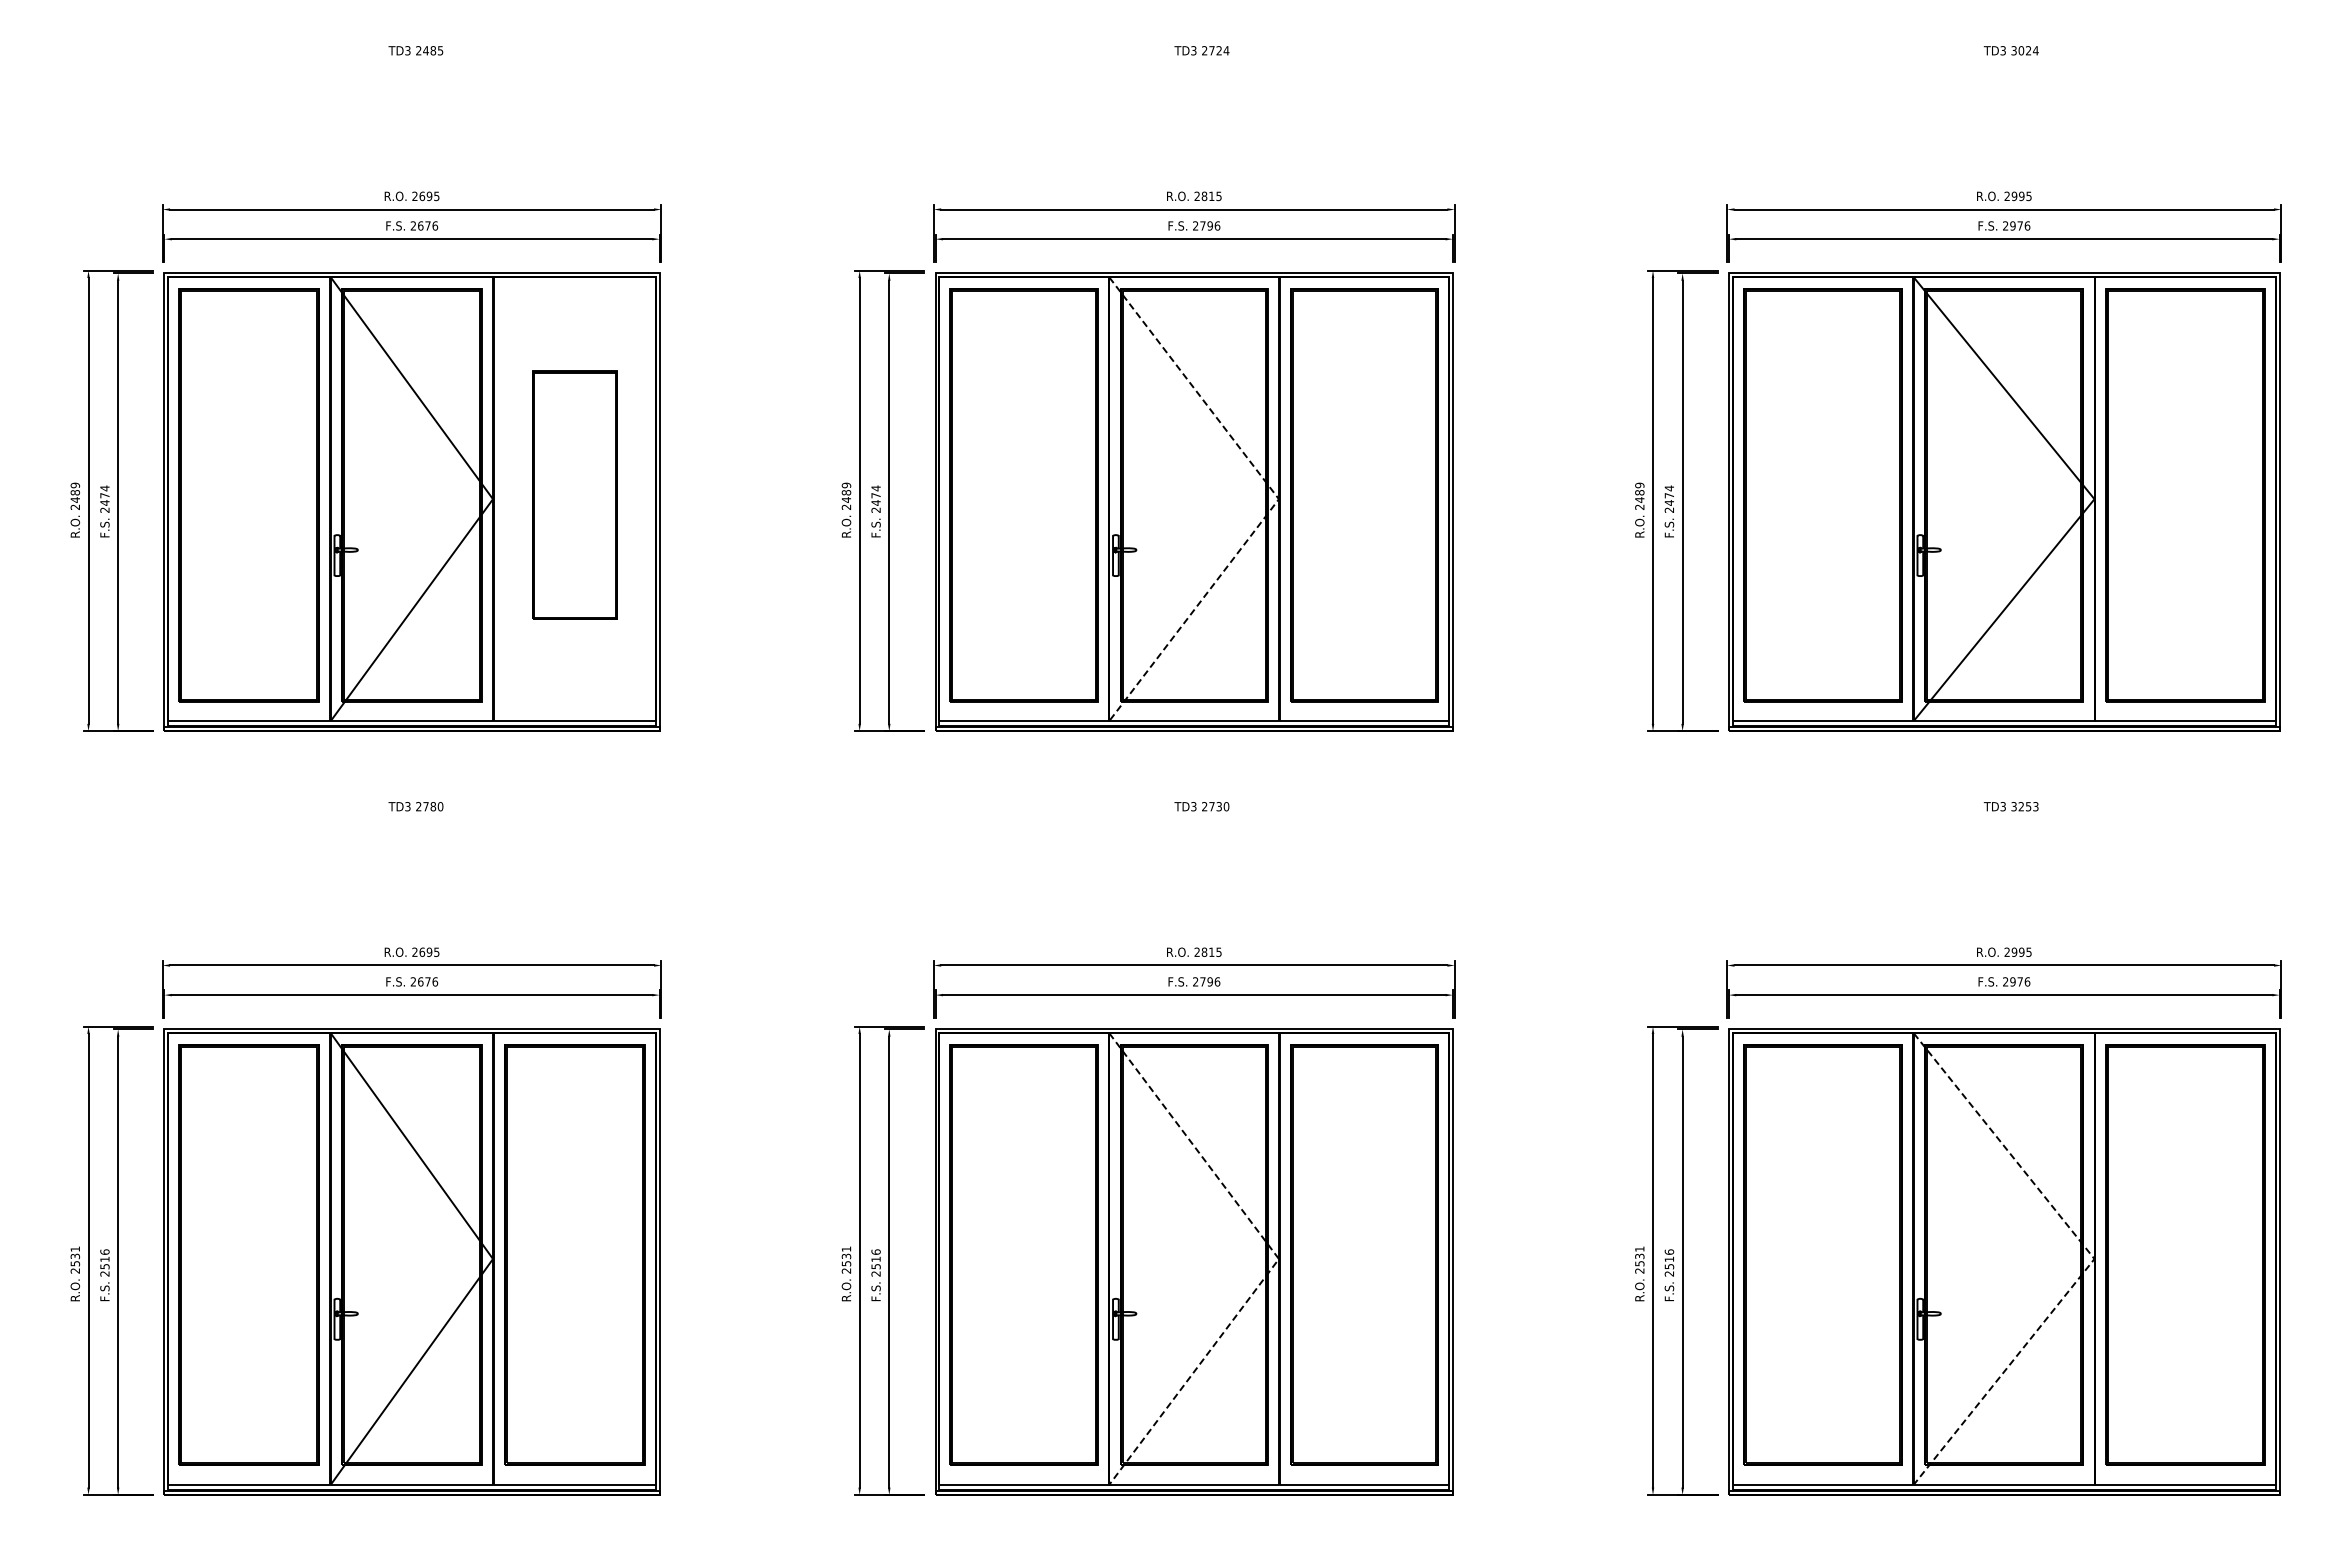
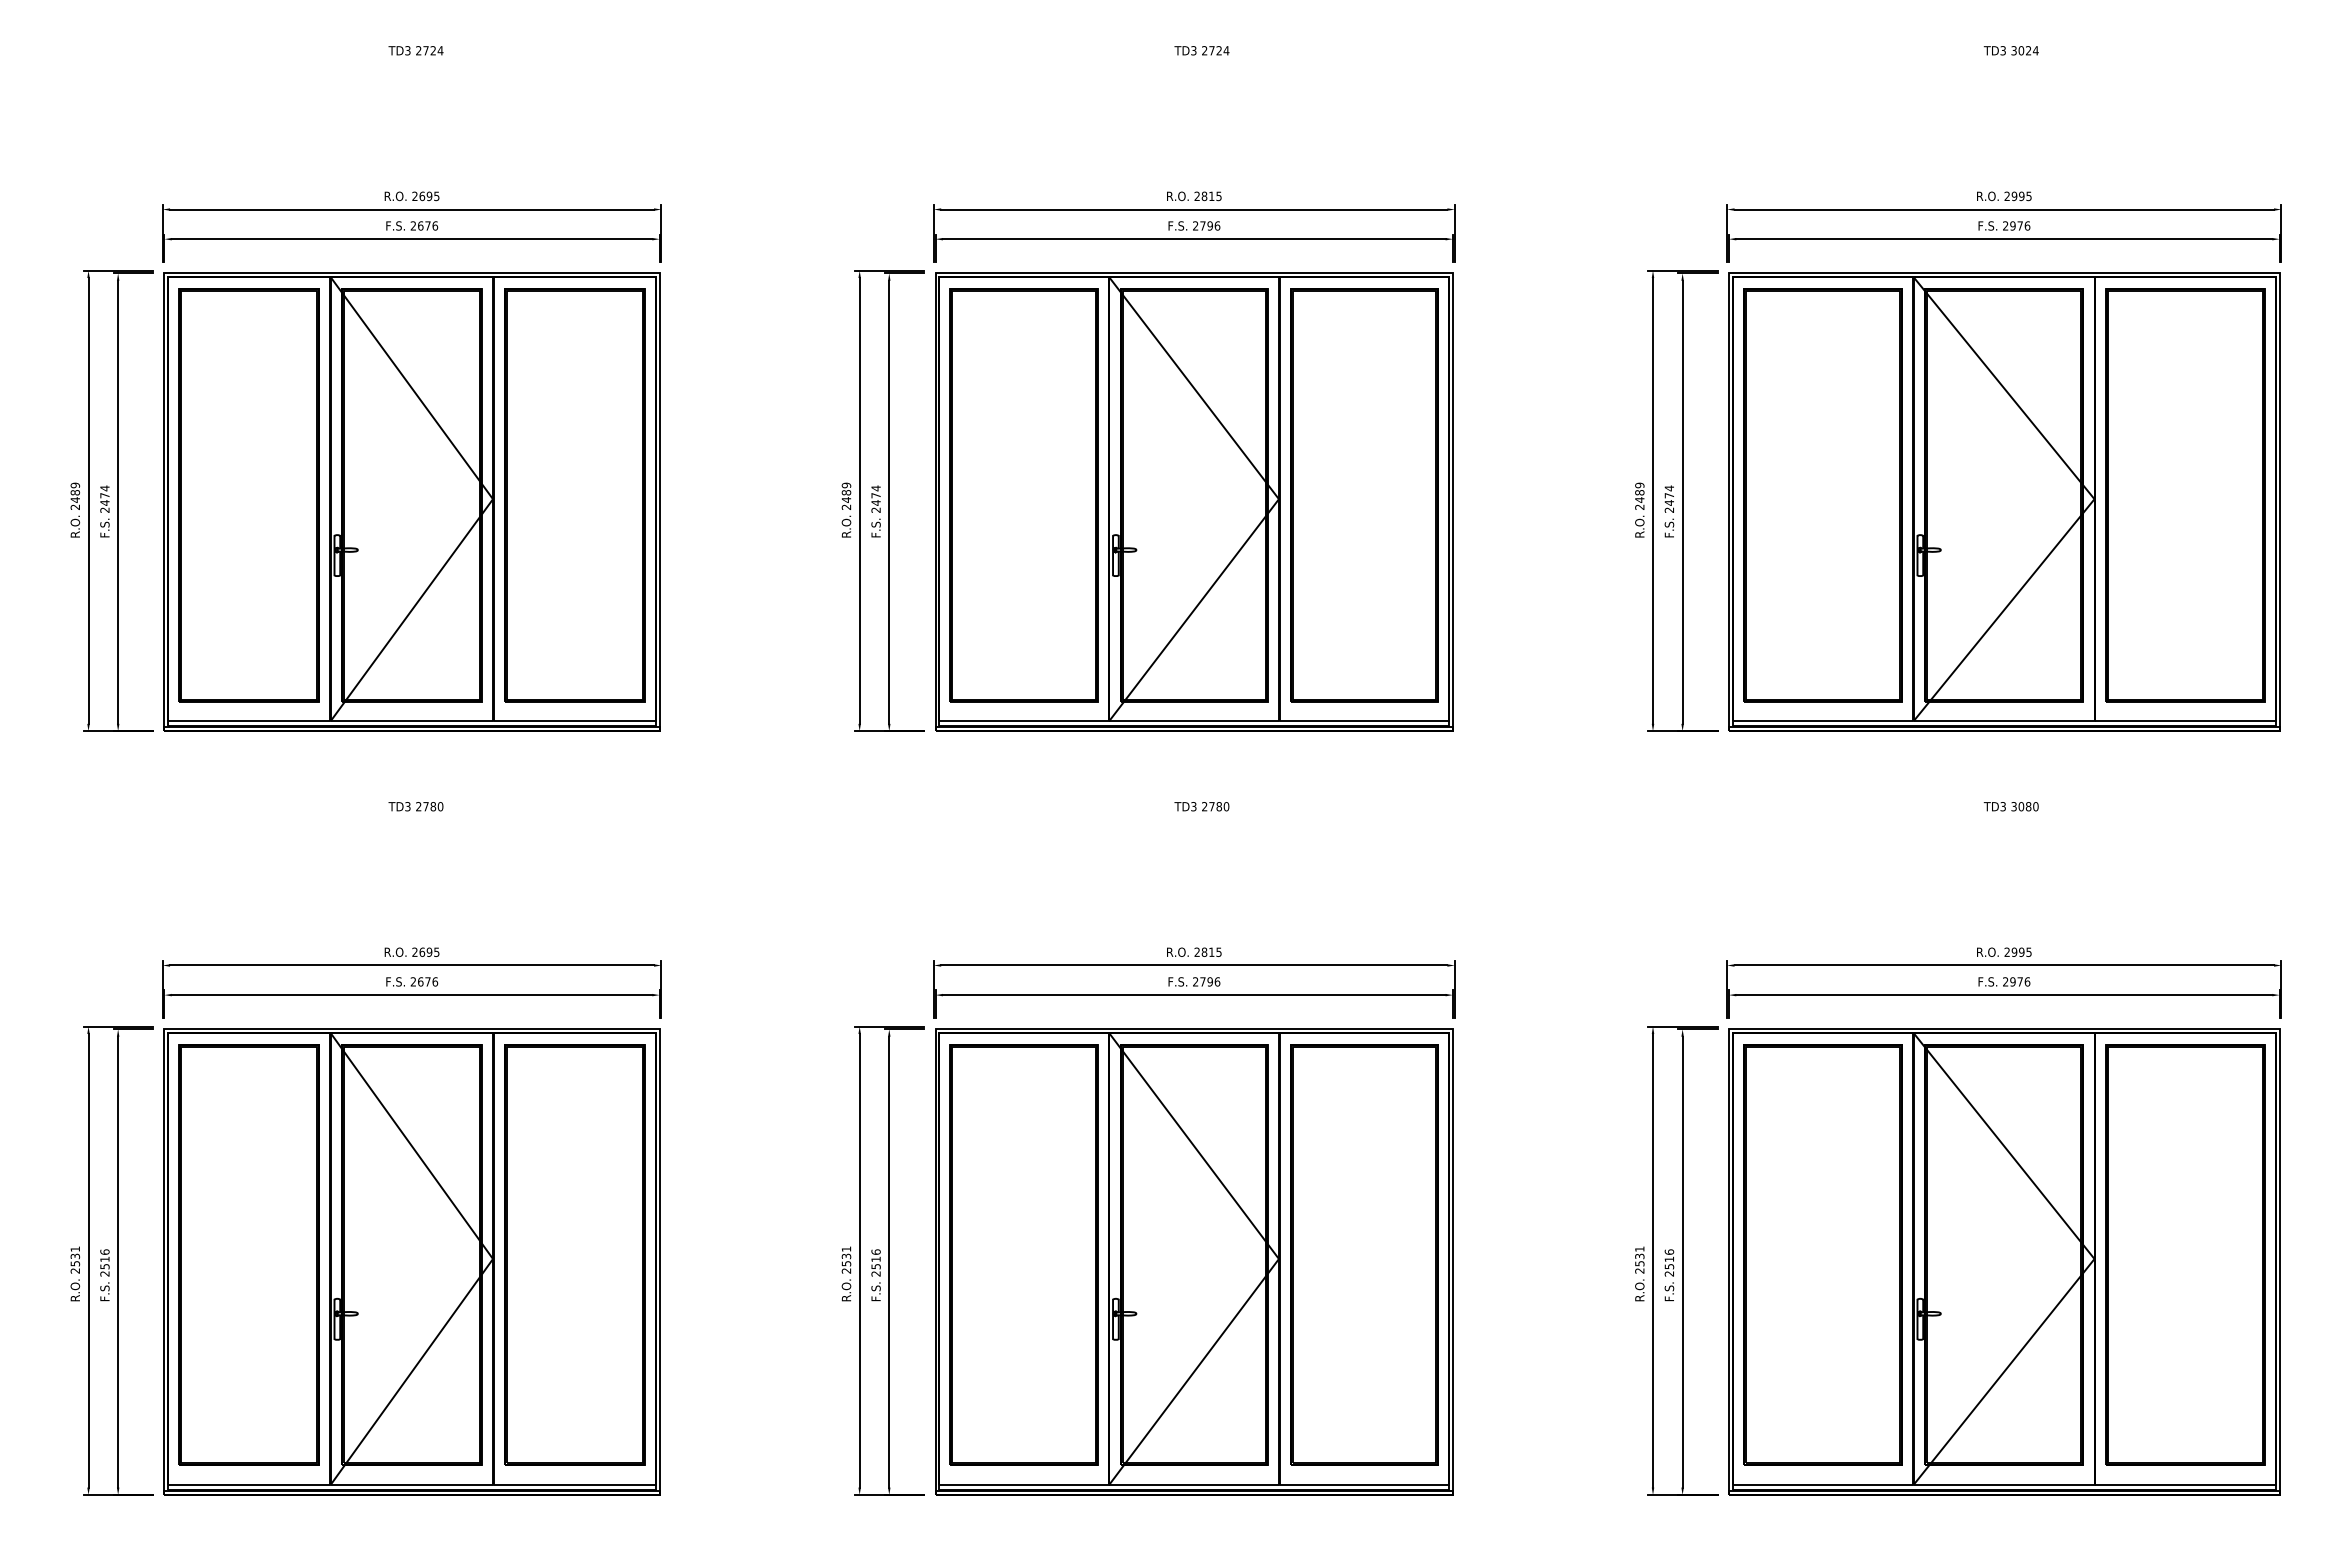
text: 2485 -> 2724 (433, 50)
part size: 86x250 px -> 142x415 px (574, 495)
line: dashed -> solid (1278, 499)
text: 2730 -> 2780 (1219, 806)
text: 3253 -> 3080 (2028, 806)
line: dashed -> solid (1278, 1259)
line: dashed -> solid (2094, 1259)
